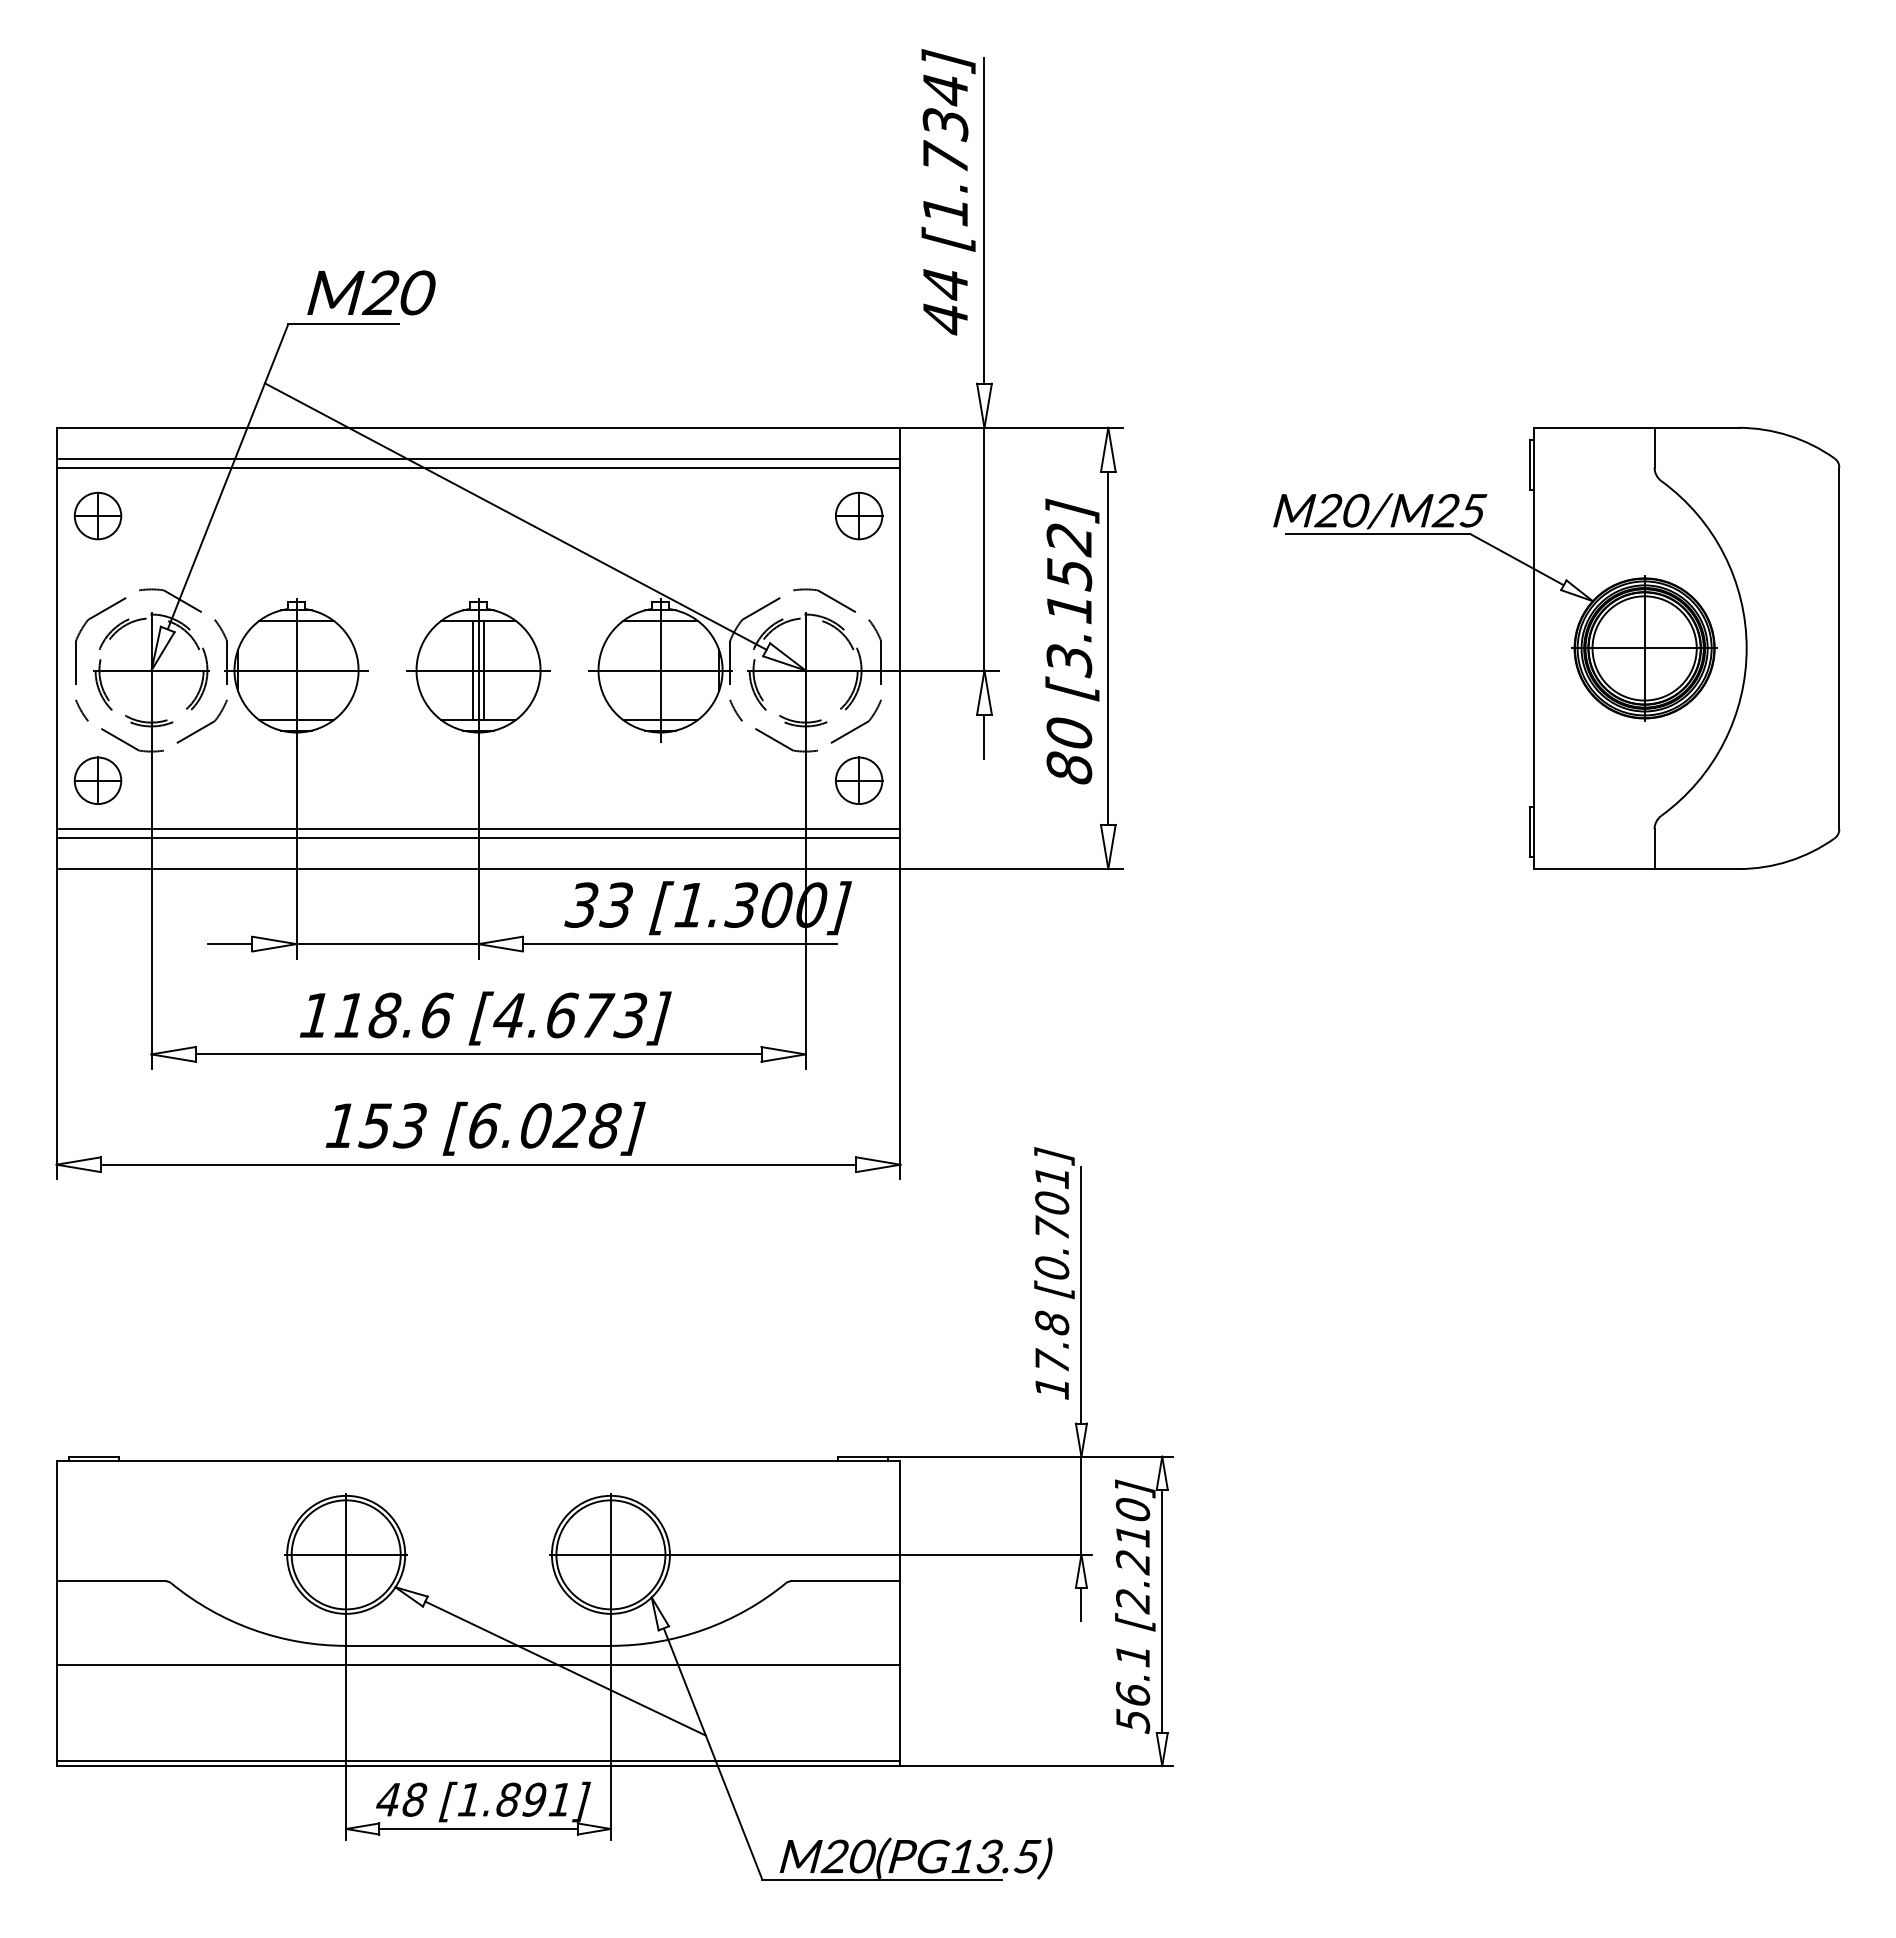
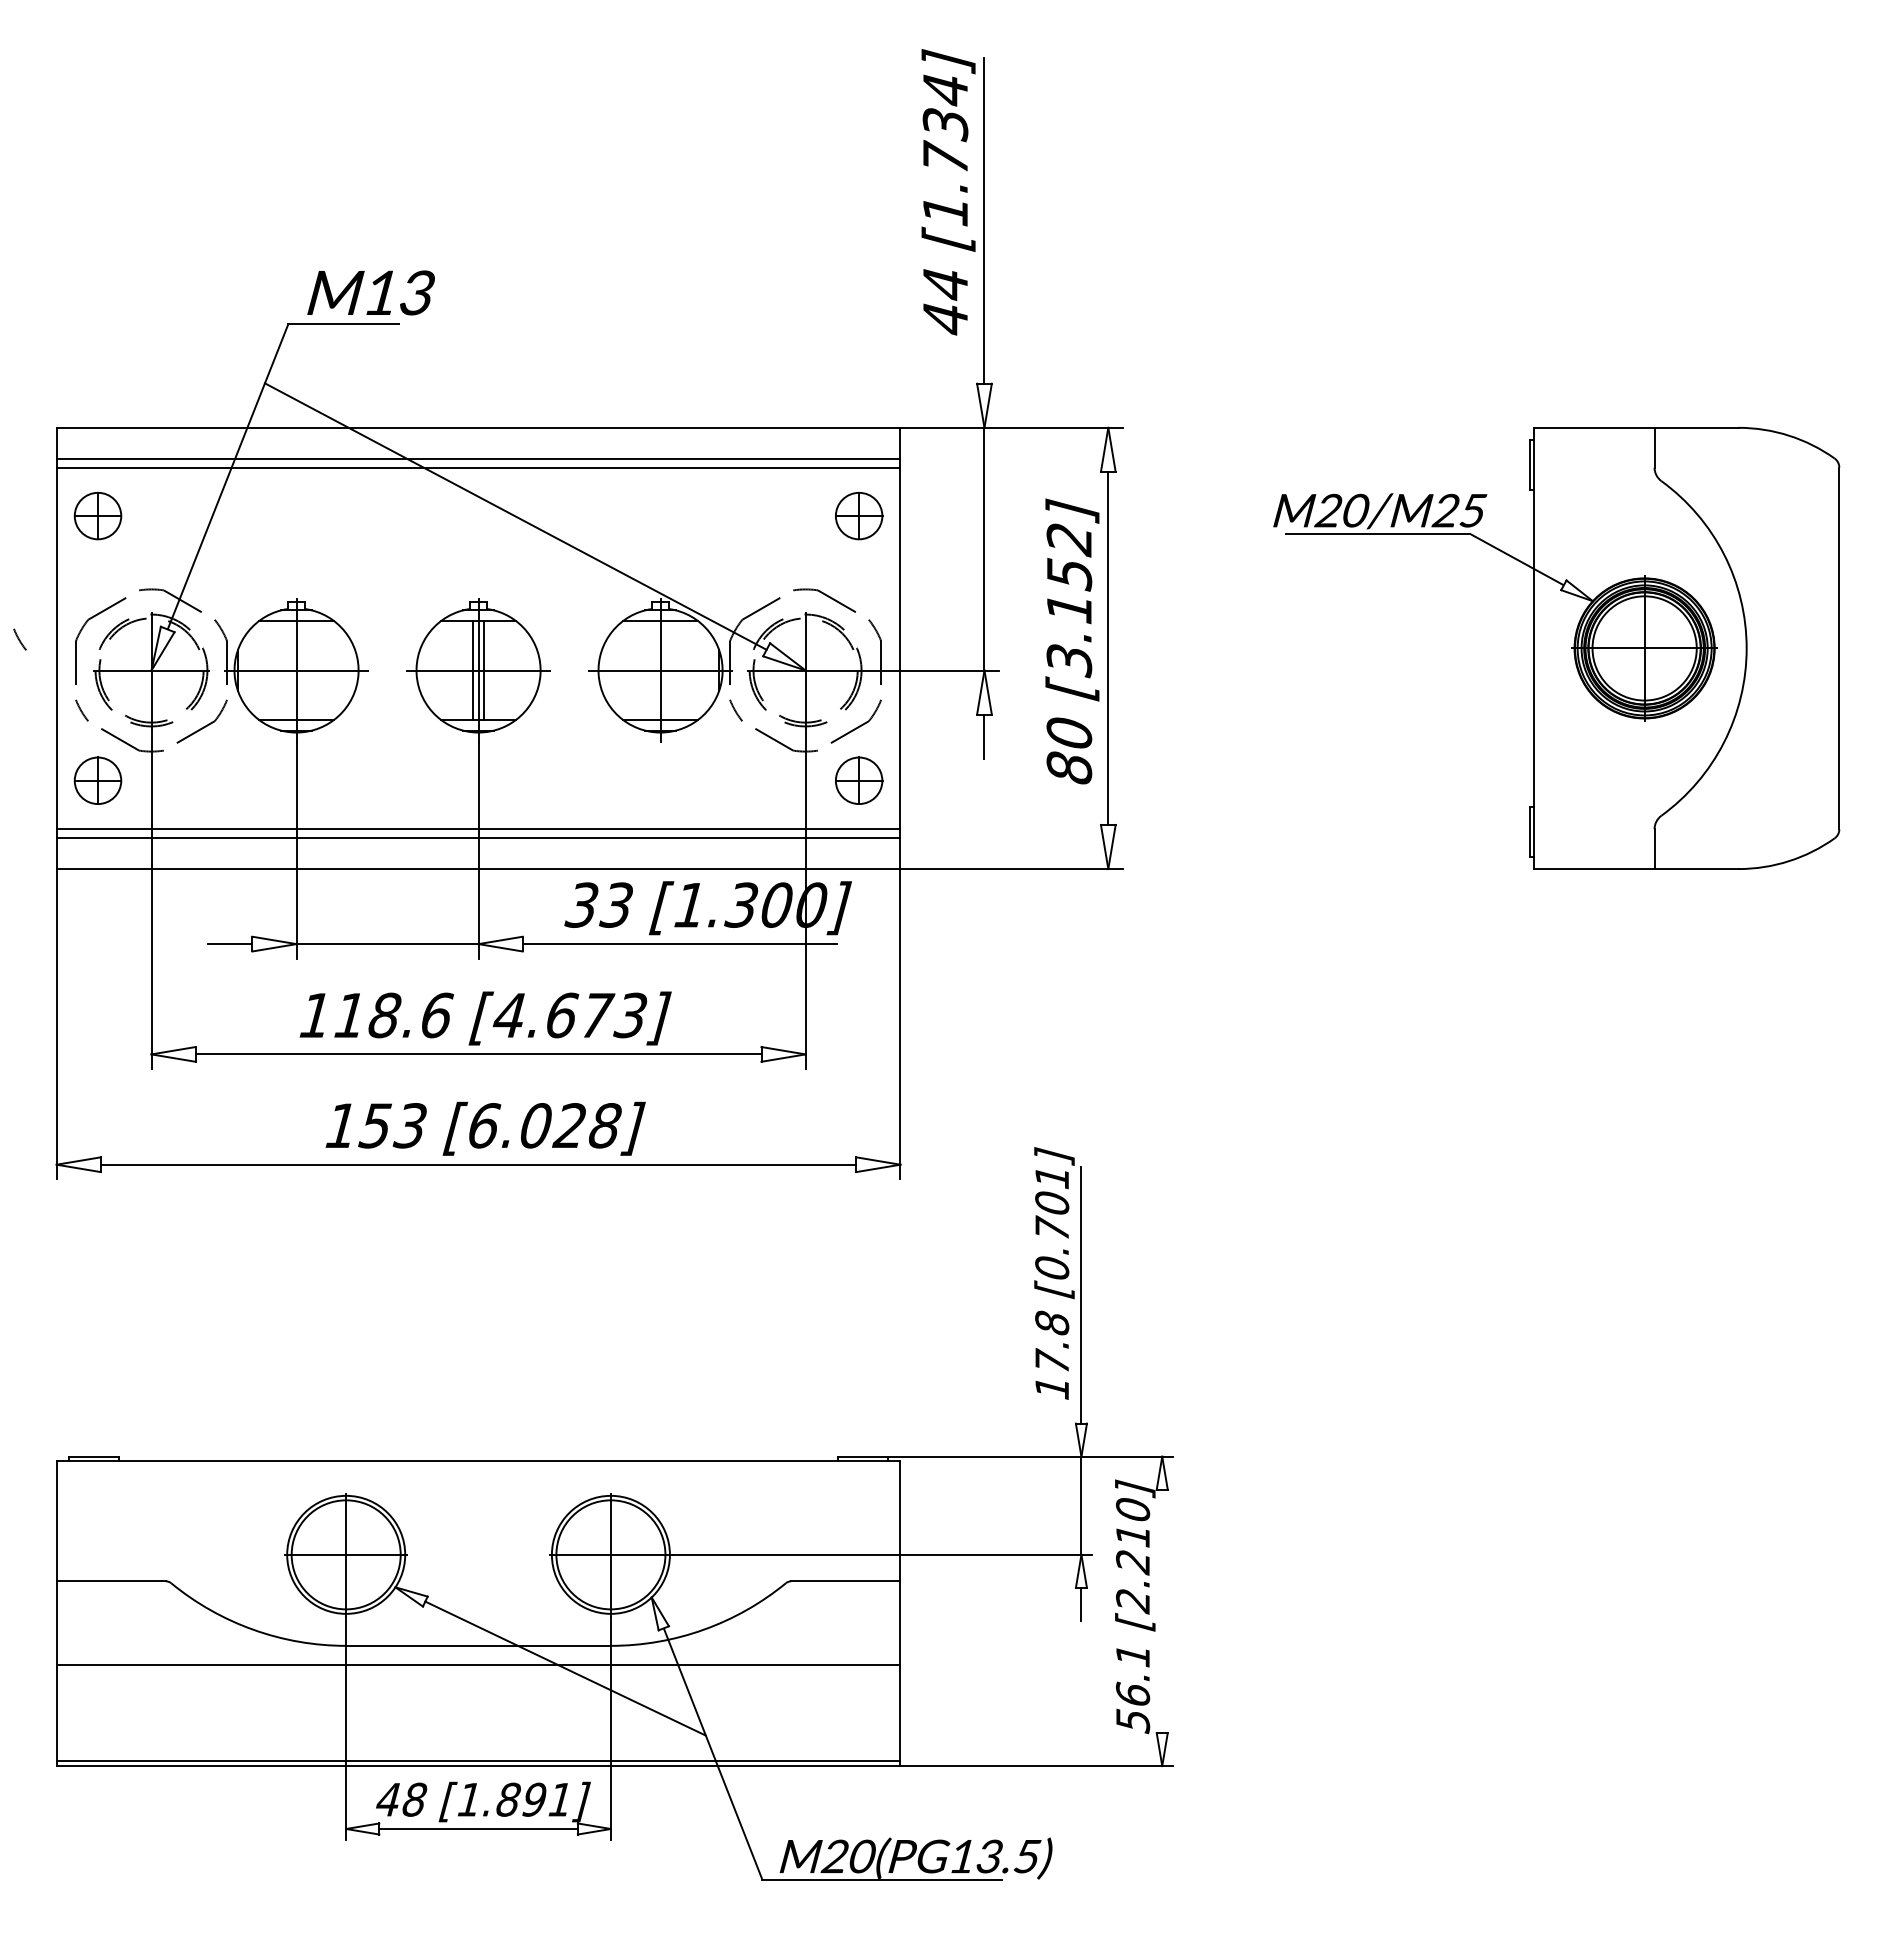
text: M20 -> M13 (398, 292)
arc: none -> present (19, 639)
line: present -> none (1162, 1611)
